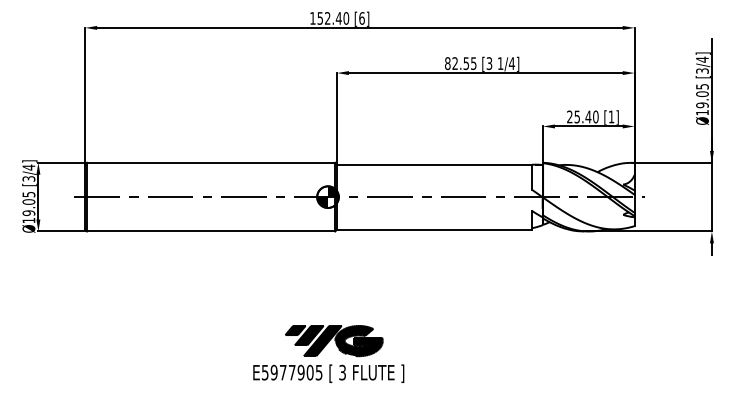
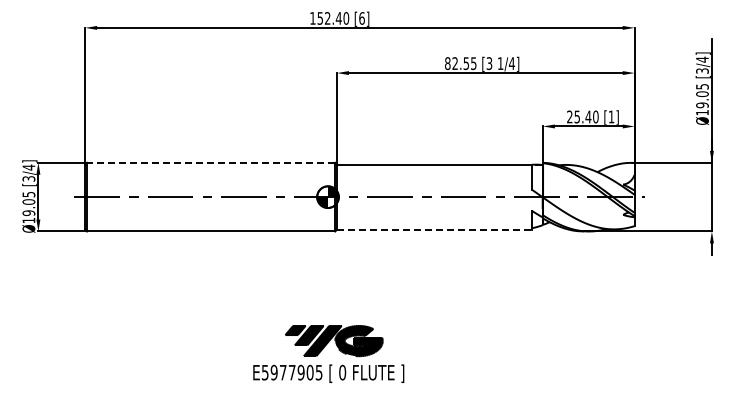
line: solid -> dashed (210, 162)
line: solid -> dashed (434, 229)
text: 3 -> 0 (342, 372)
